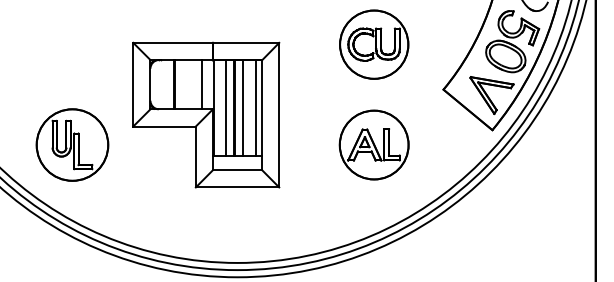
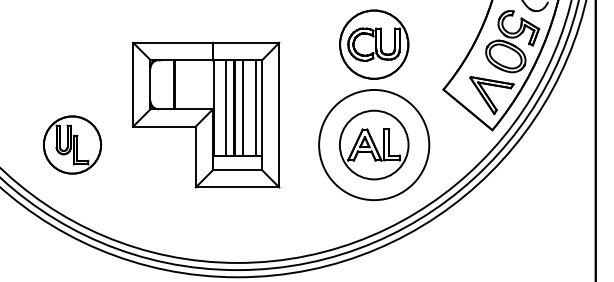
line: present -> none (201, 84)
part size: 75x74 px -> 59x60 px (72, 144)
circle diameter: 69 px -> 110 px (374, 144)
